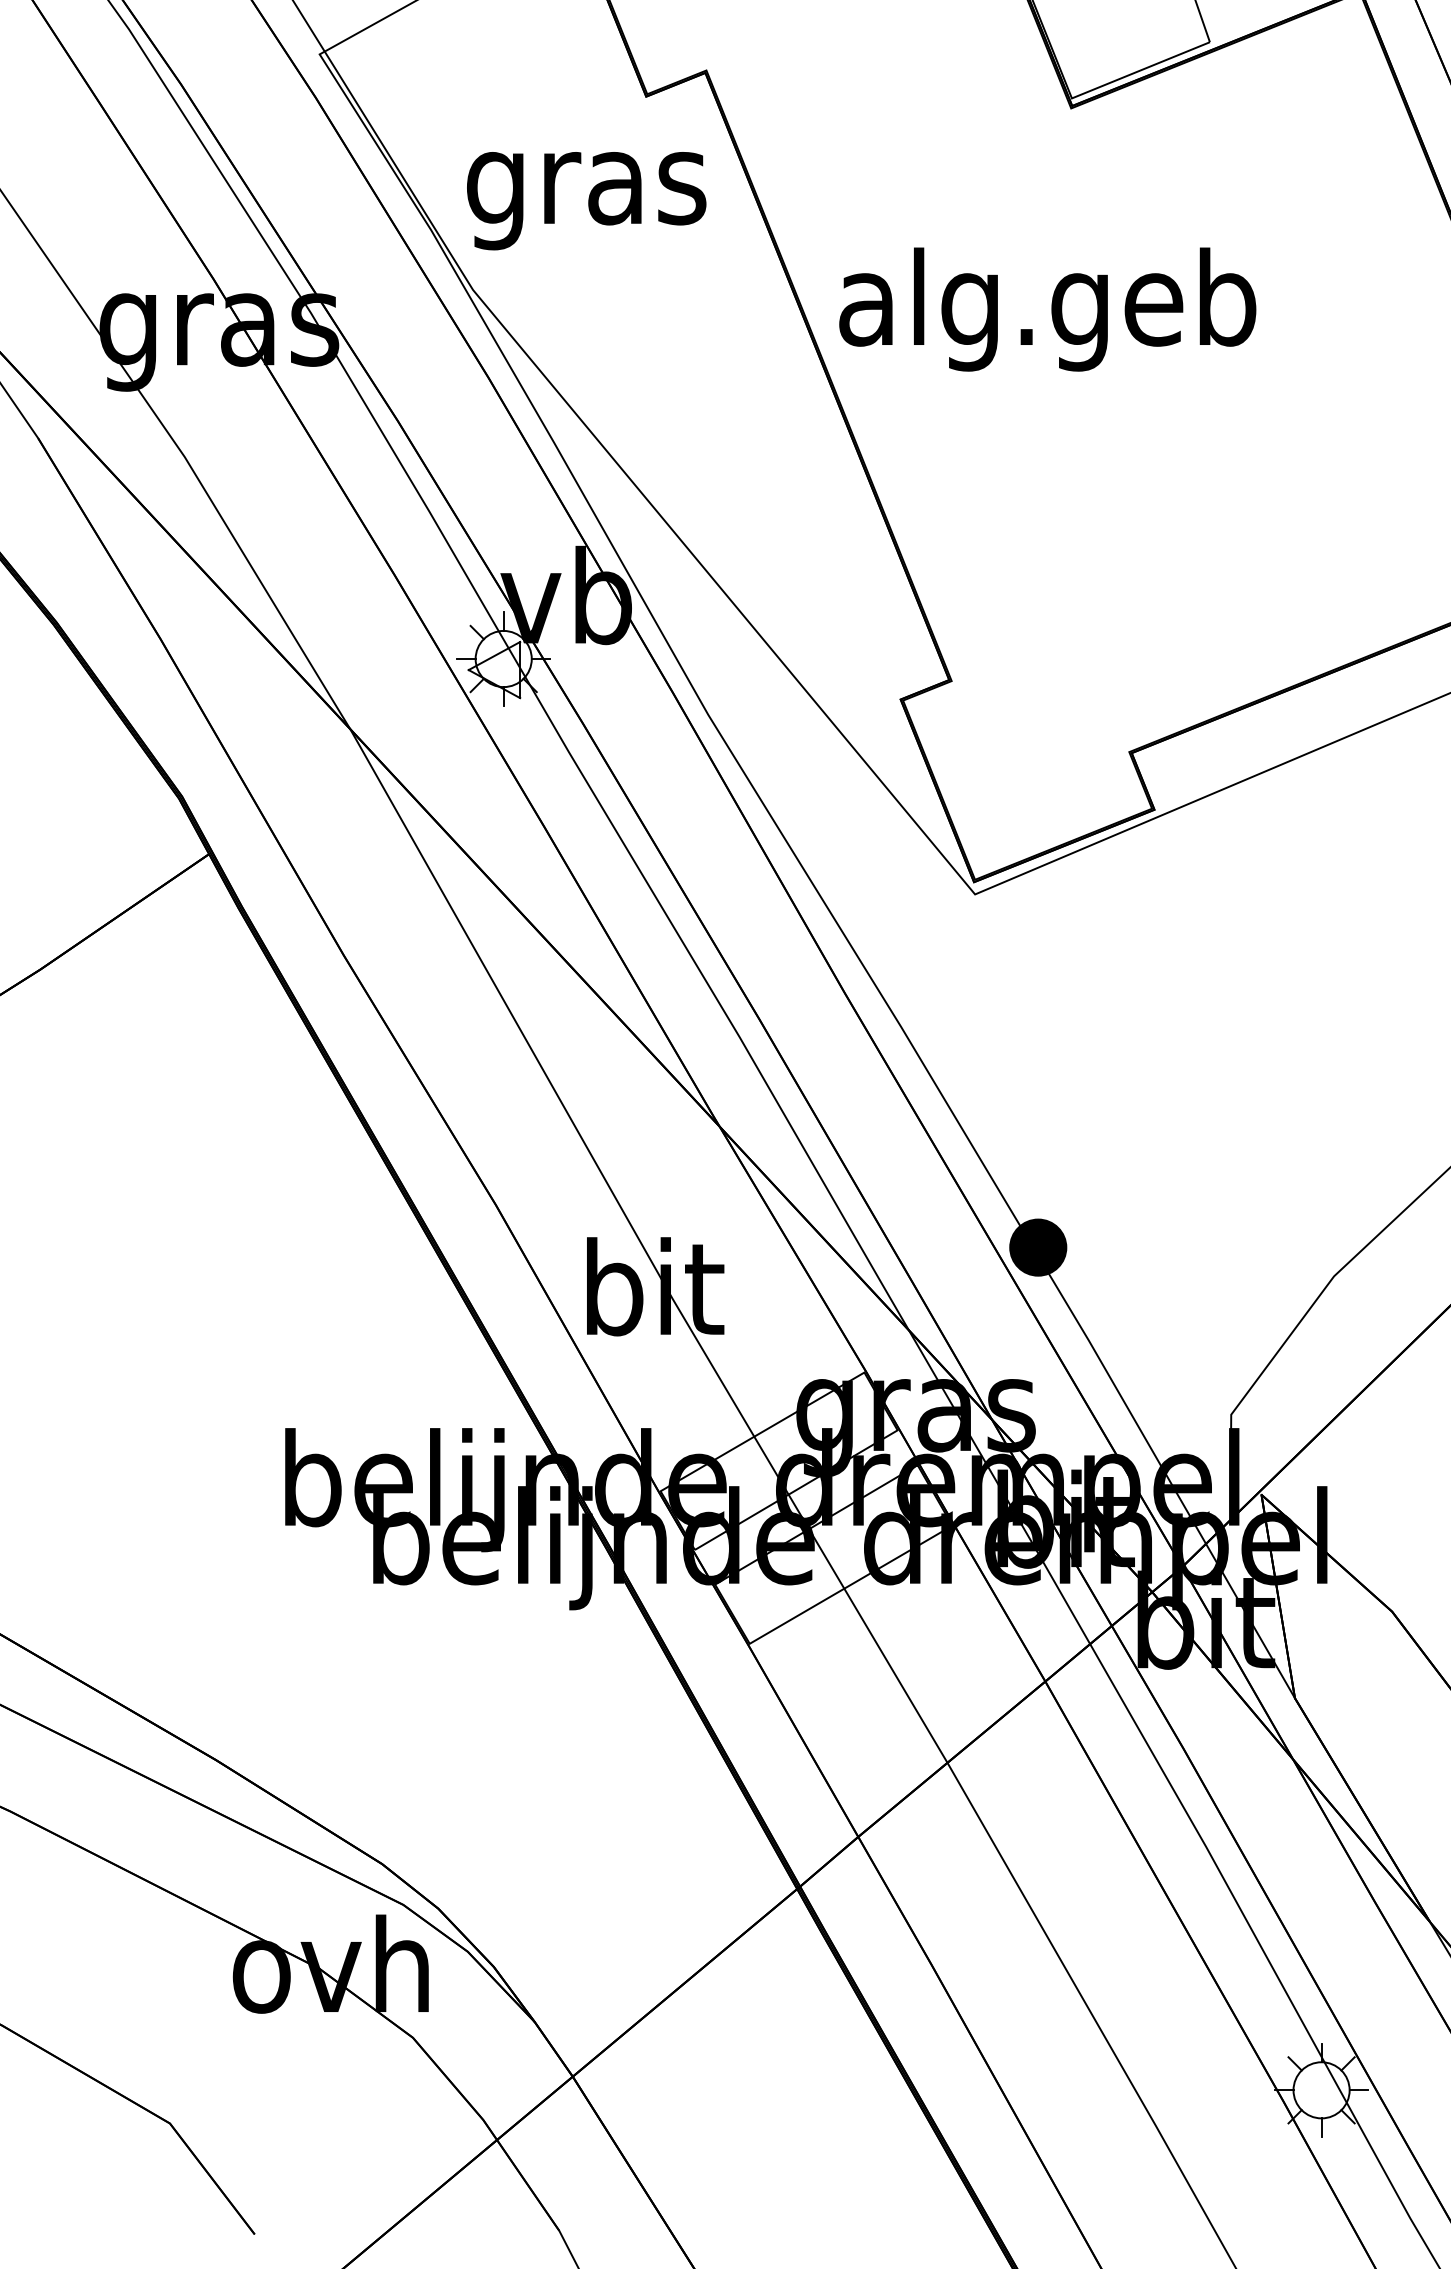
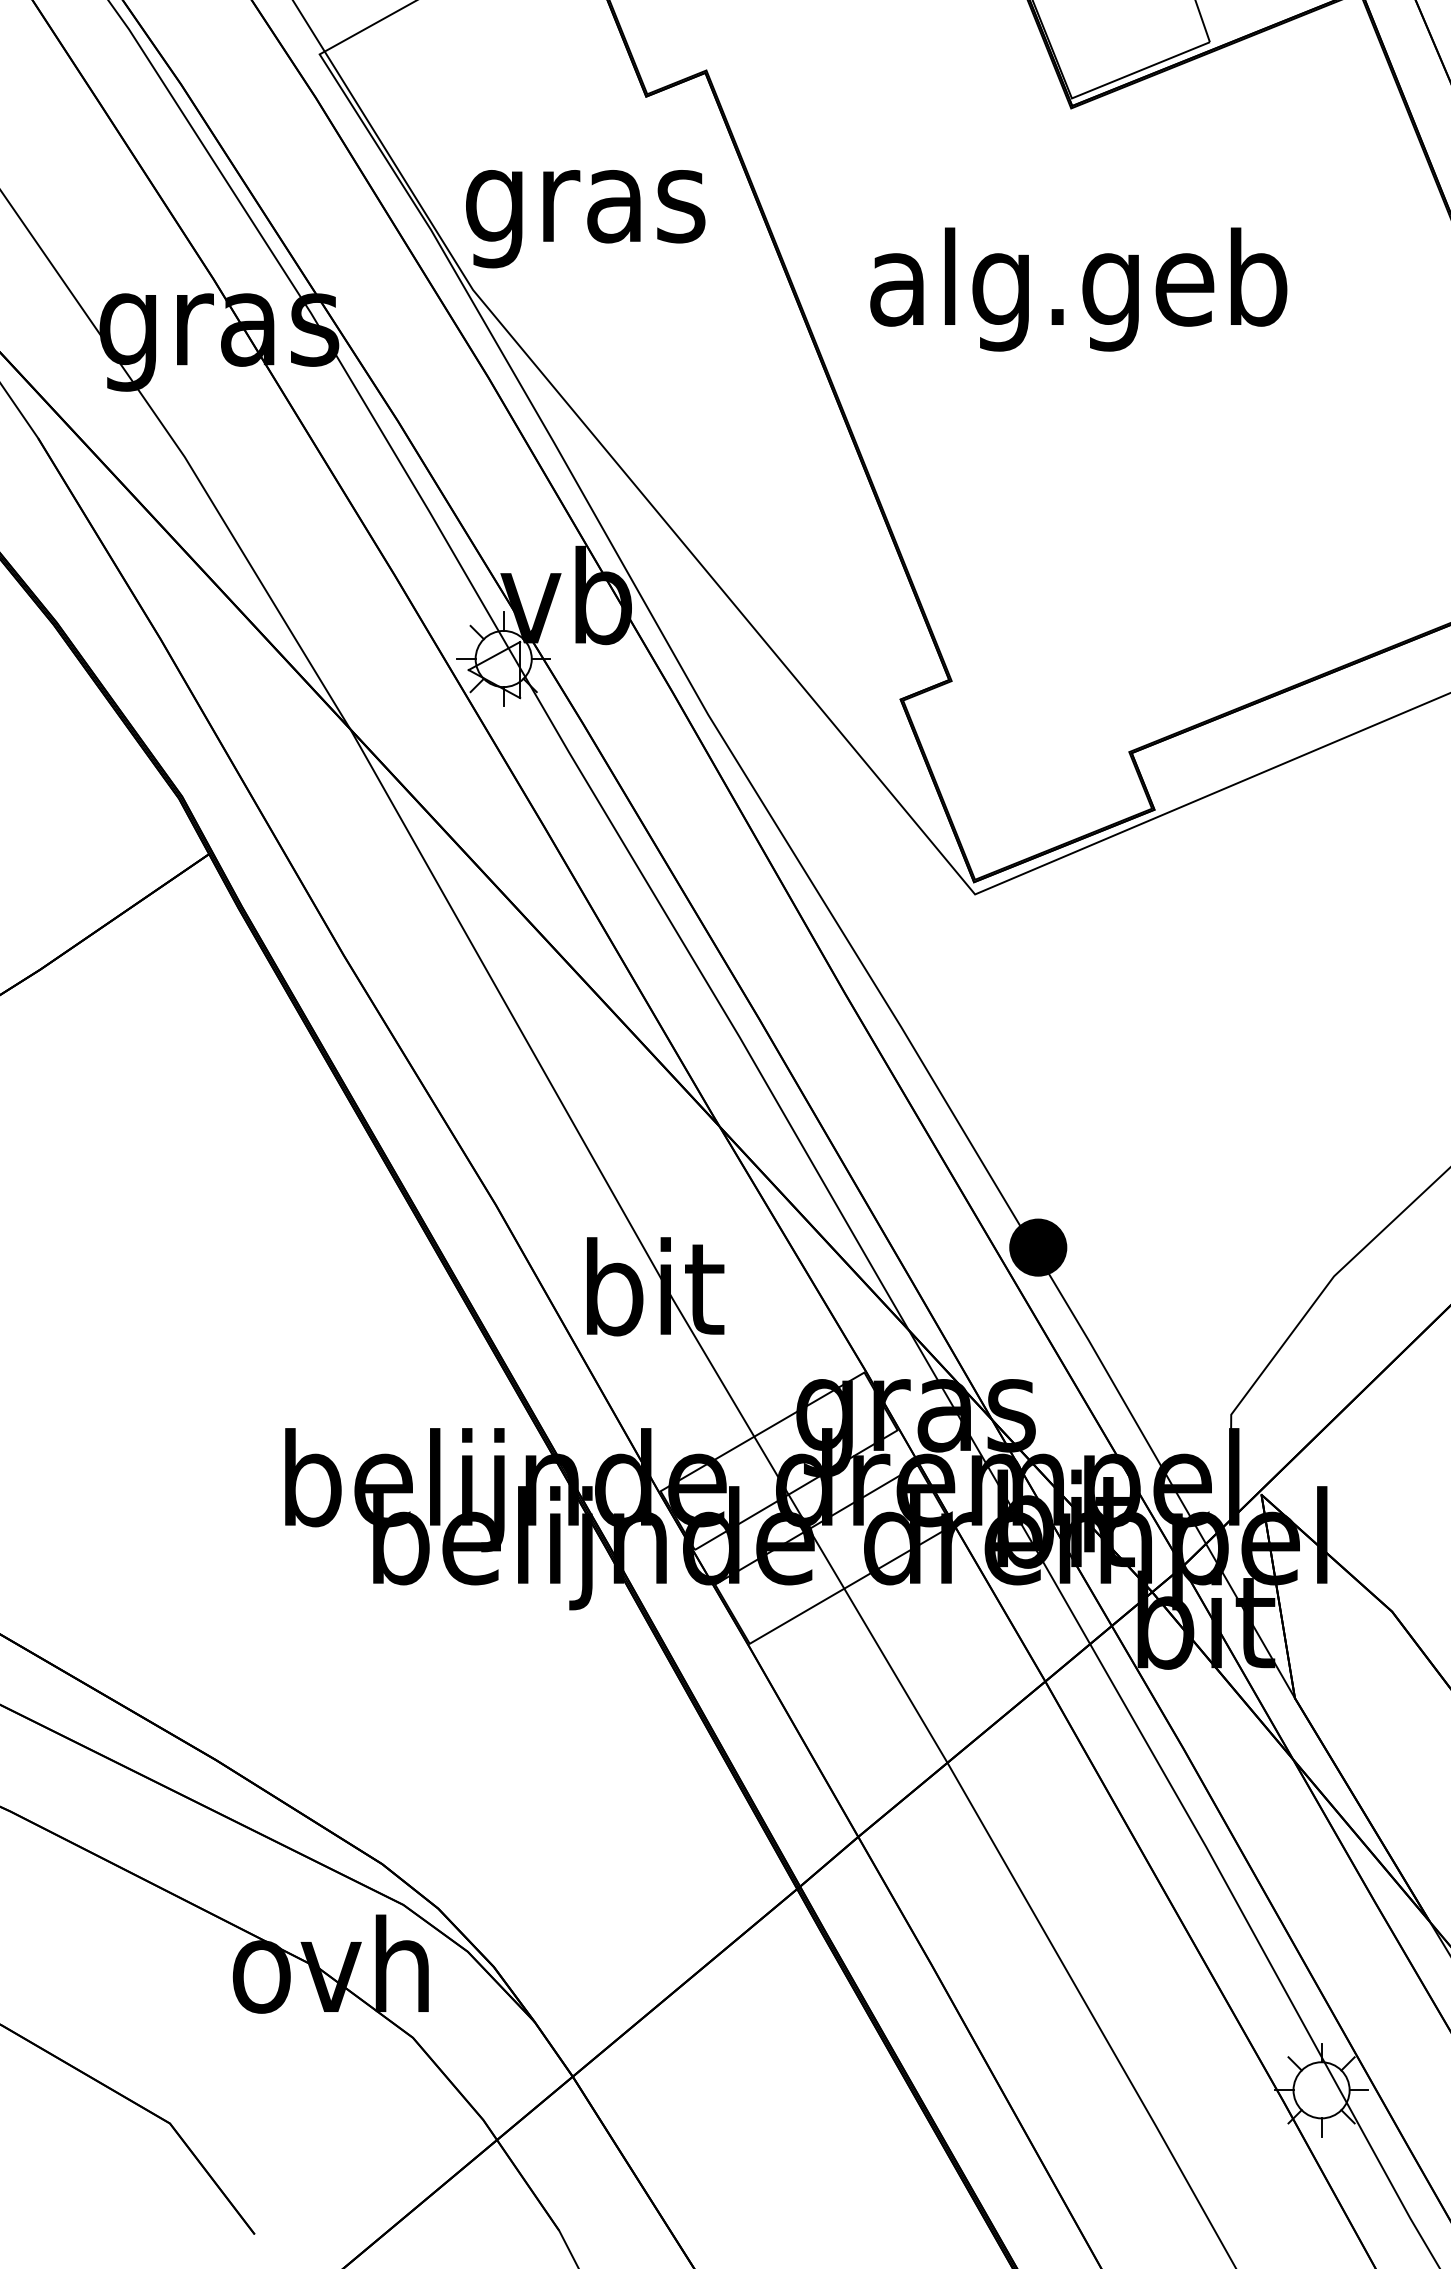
text position: (586, 201) -> (585, 219) (585, 219)
text position: (1047, 309) -> (1078, 289) (1078, 289)
